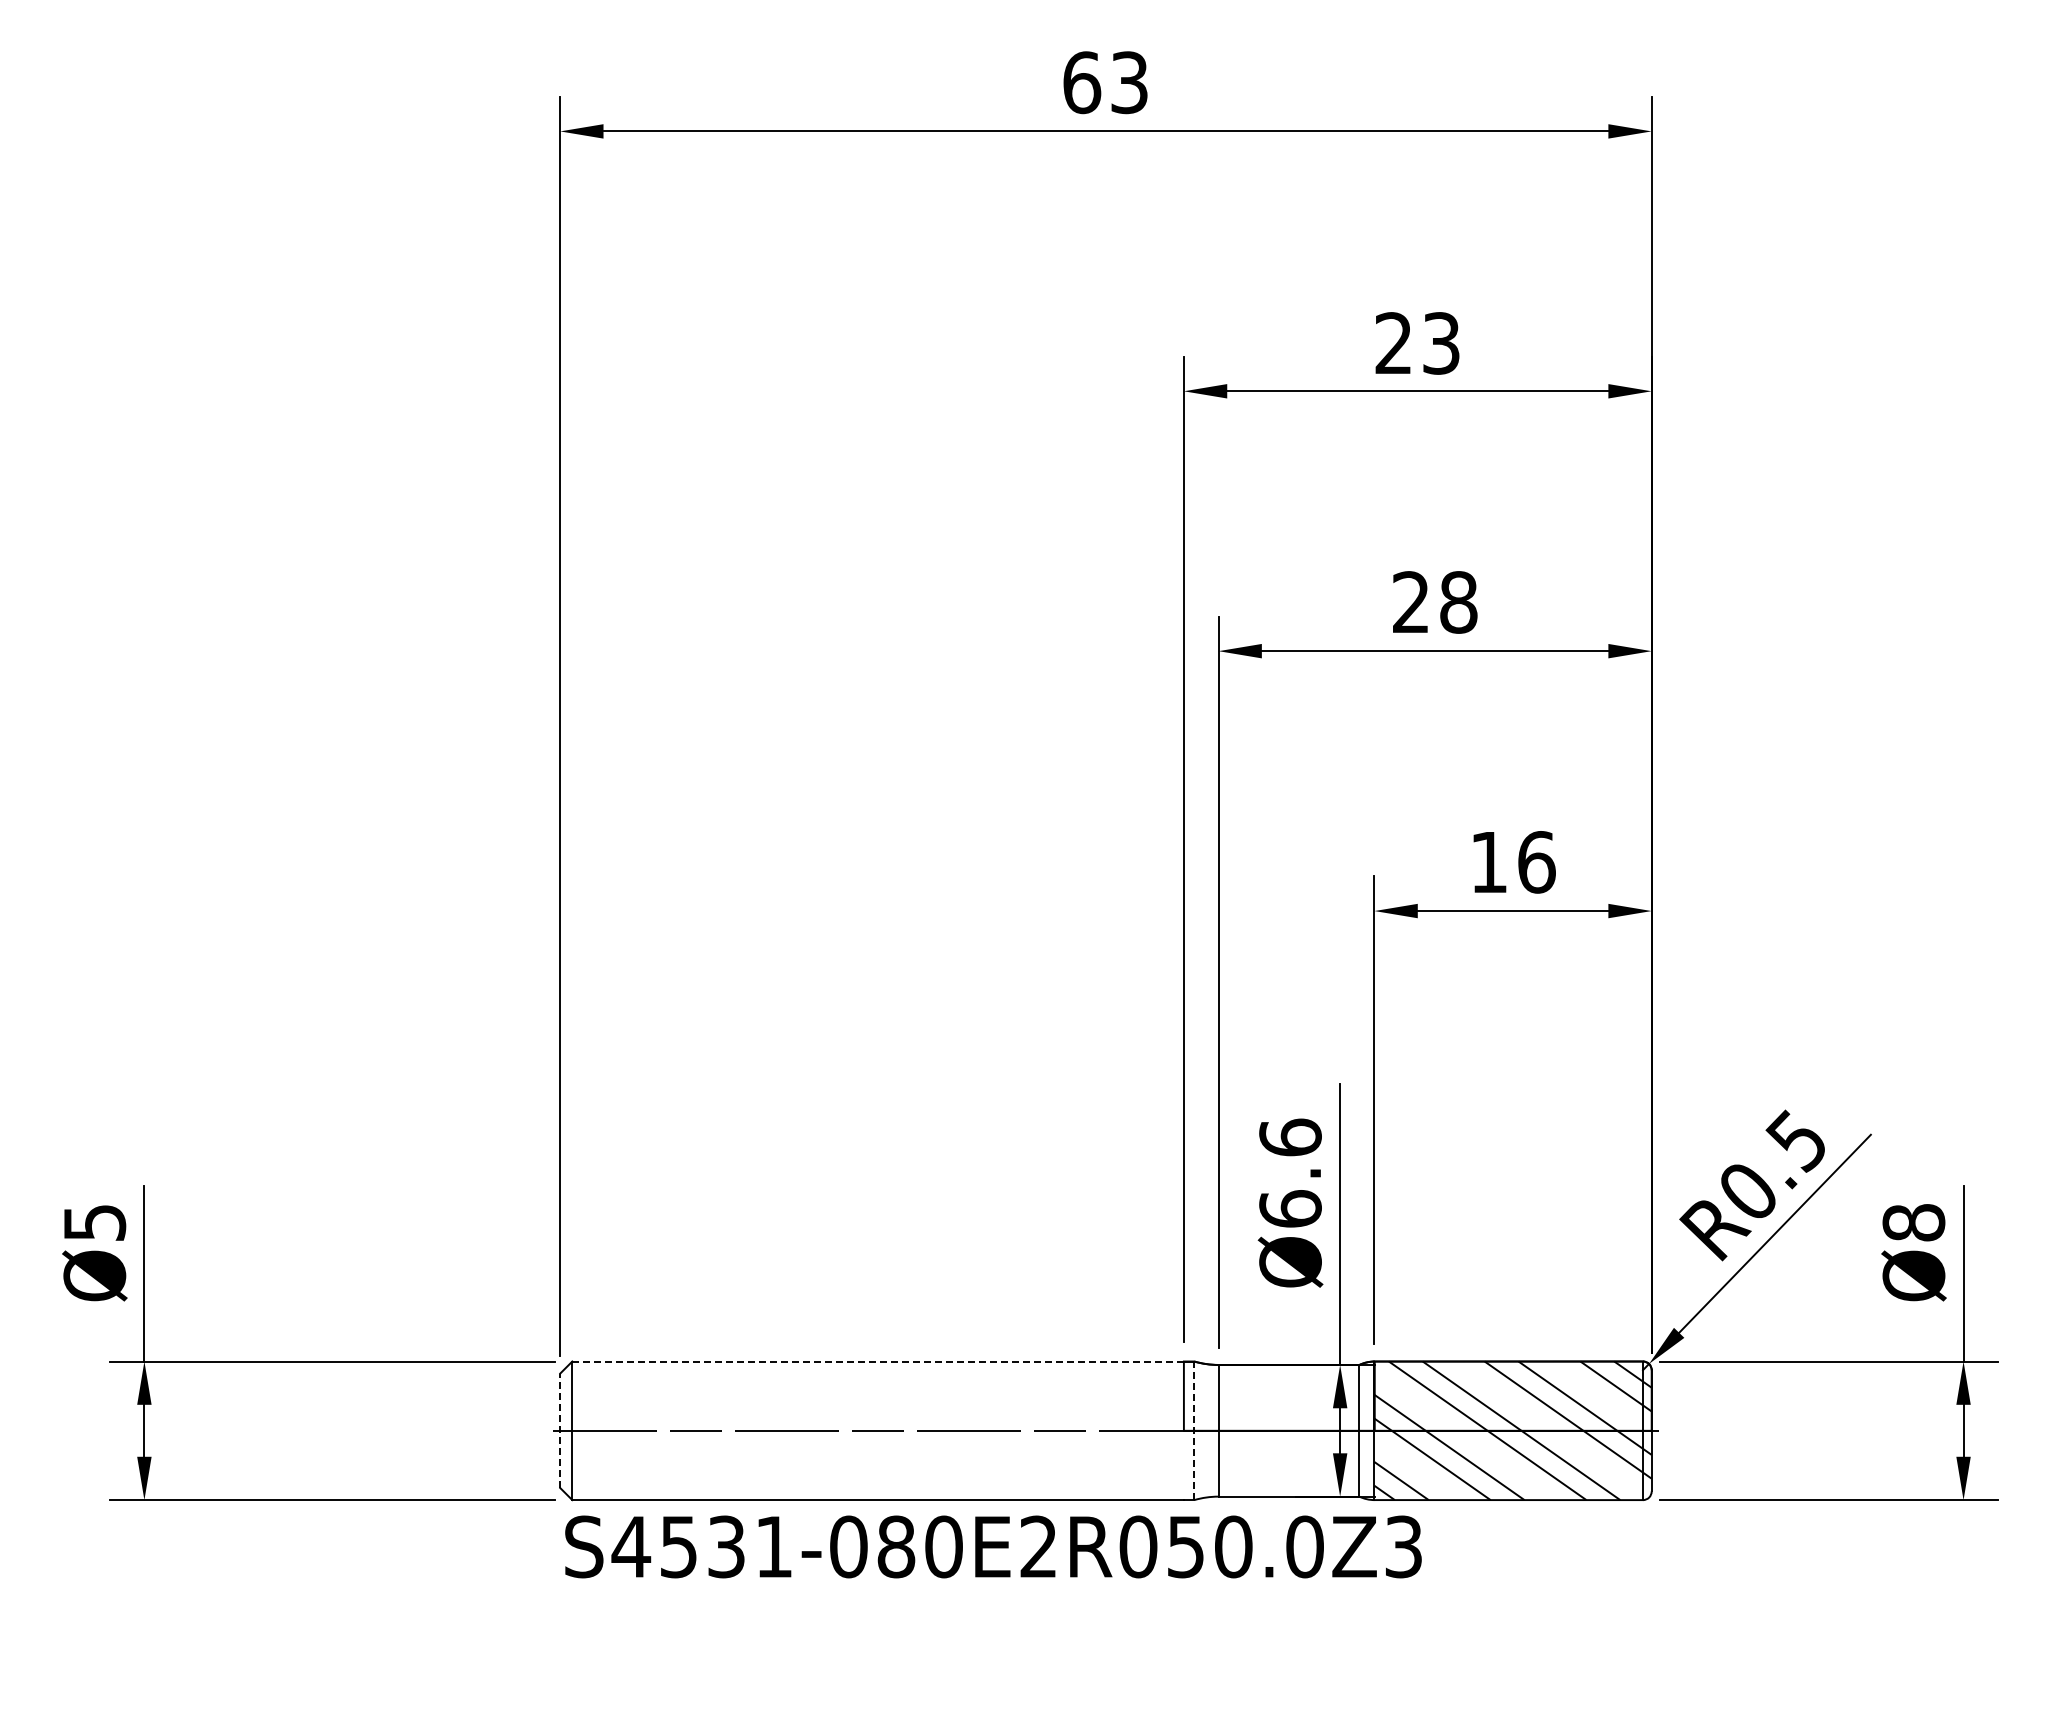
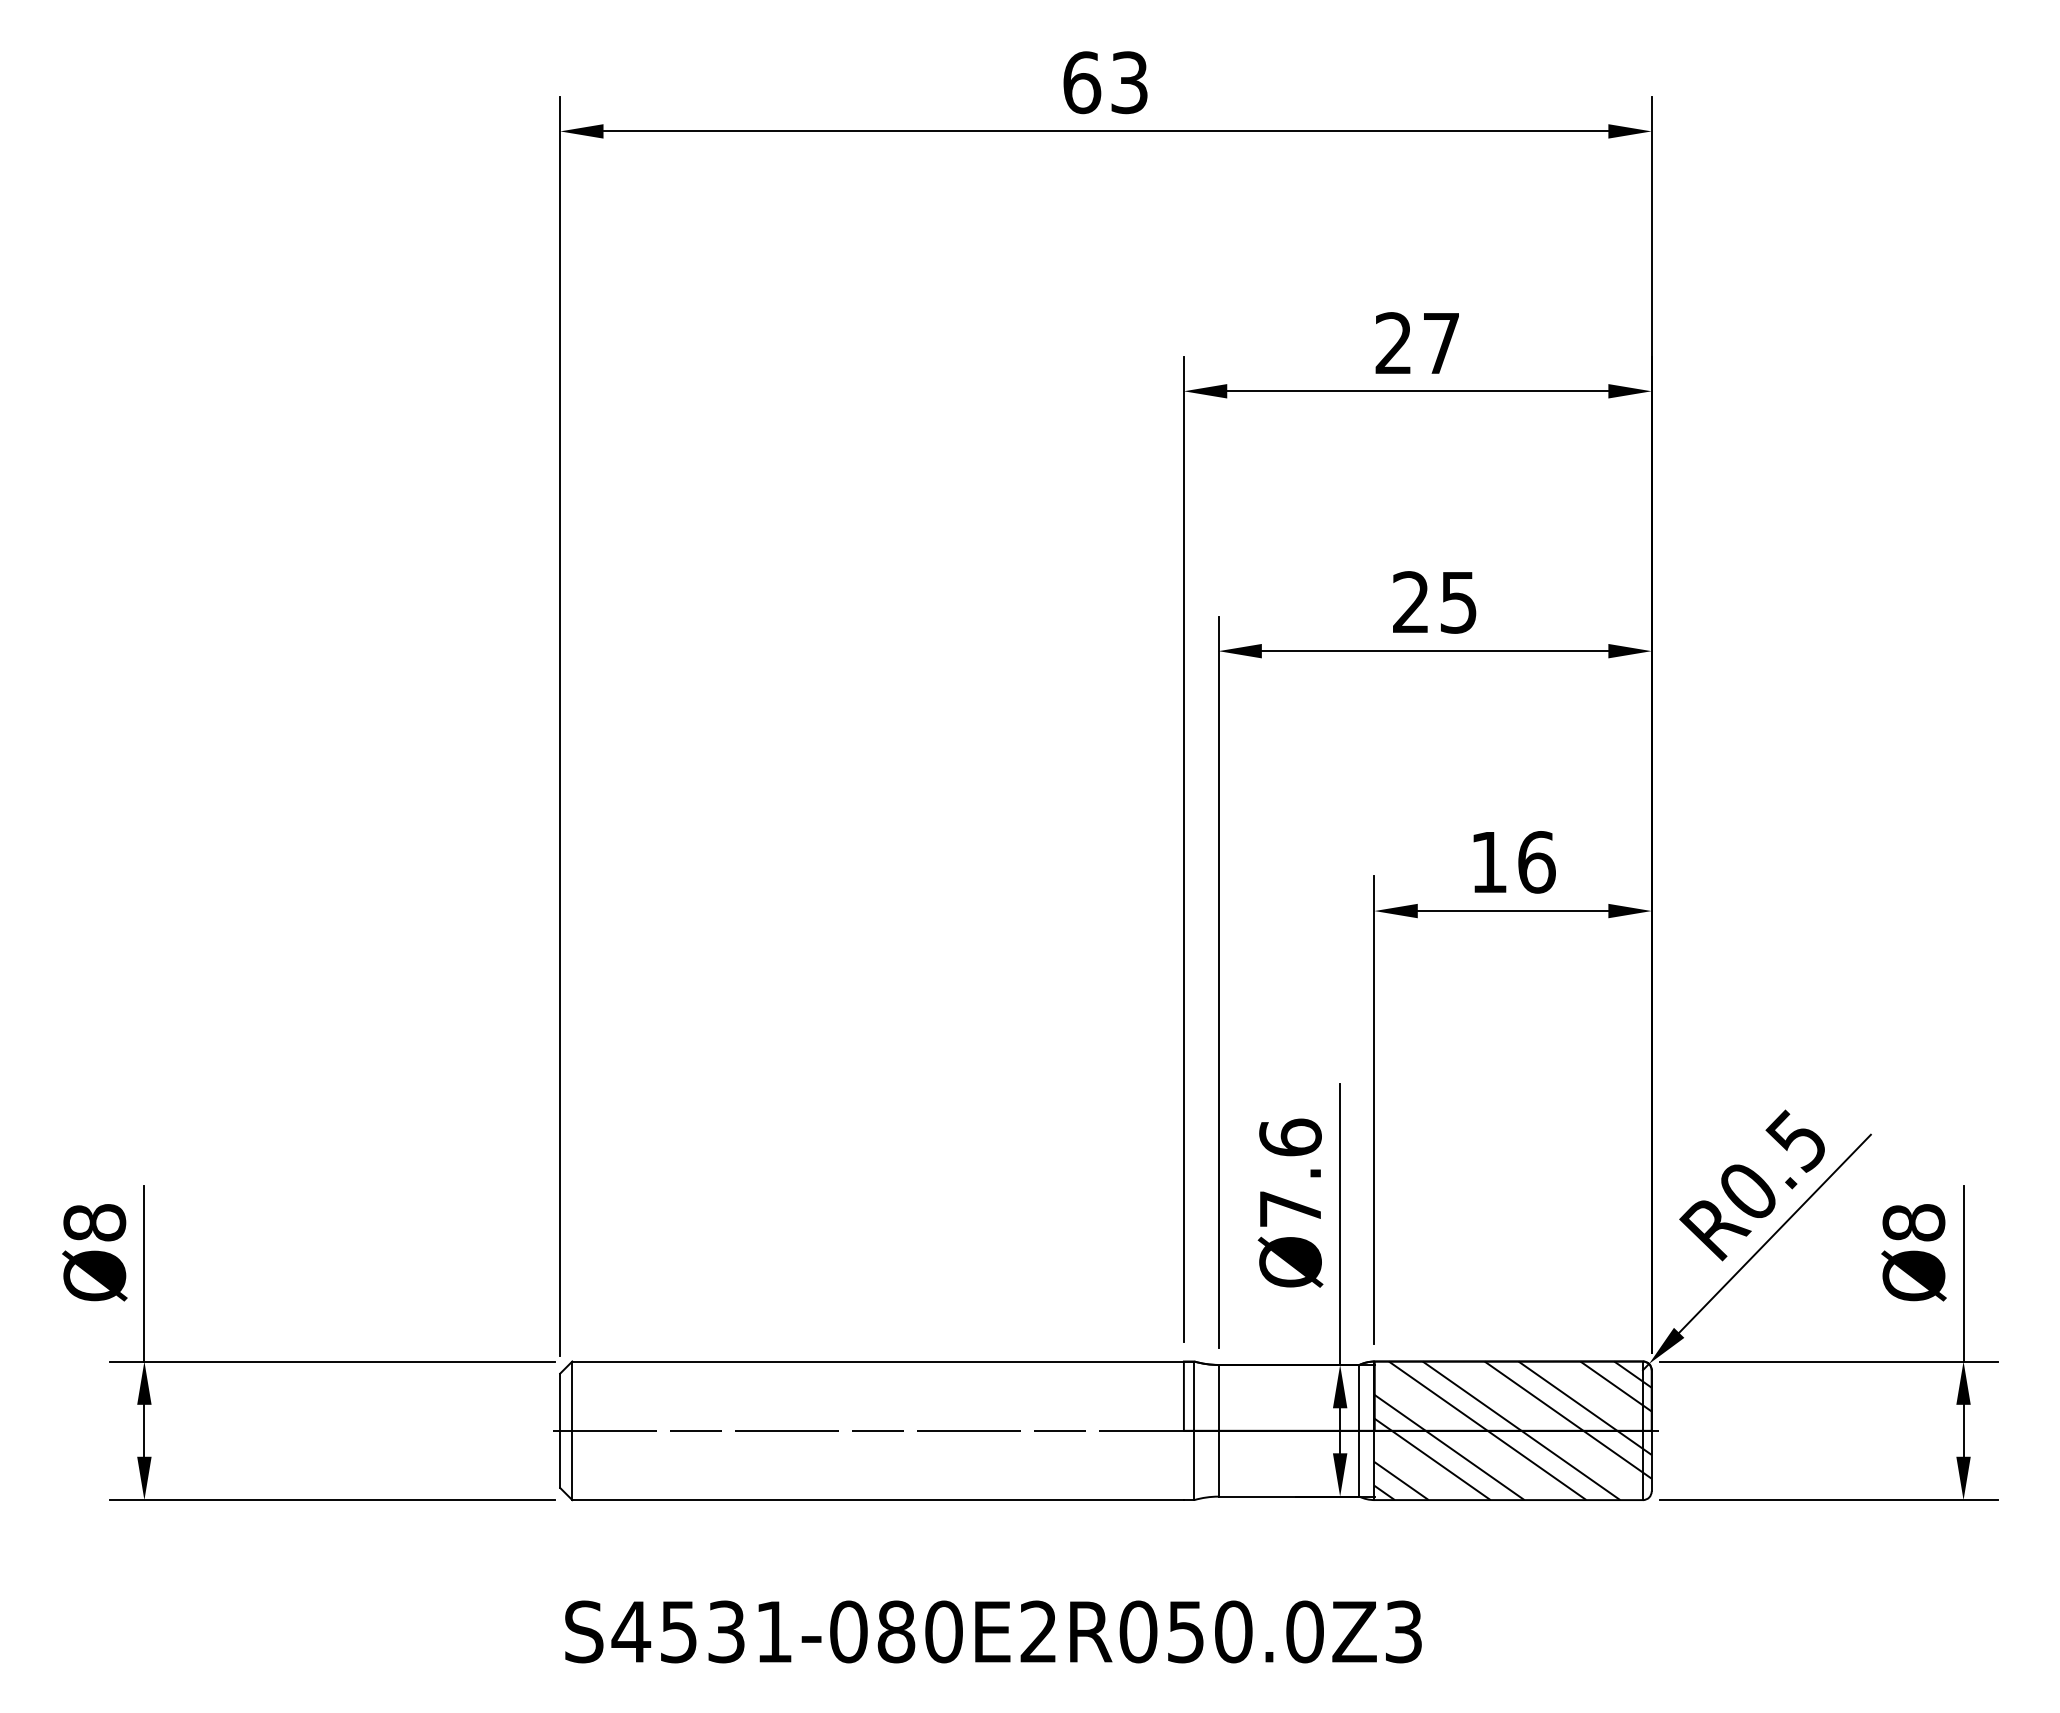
text: 23 -> 27 (1441, 343)
text: 28 -> 25 (1458, 602)
text: Ø6.6 -> Ø7.6 (1290, 1208)
text: Ø5 -> Ø8 (94, 1222)
line: dashed -> solid (878, 1361)
line: dashed -> solid (560, 1430)
line: dashed -> solid (1194, 1430)
text position: (993, 1546) -> (993, 1631) (993, 1631)
